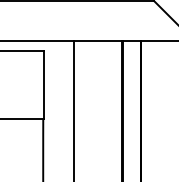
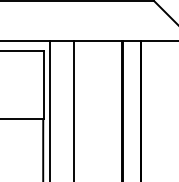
line: none -> present (50, 109)
